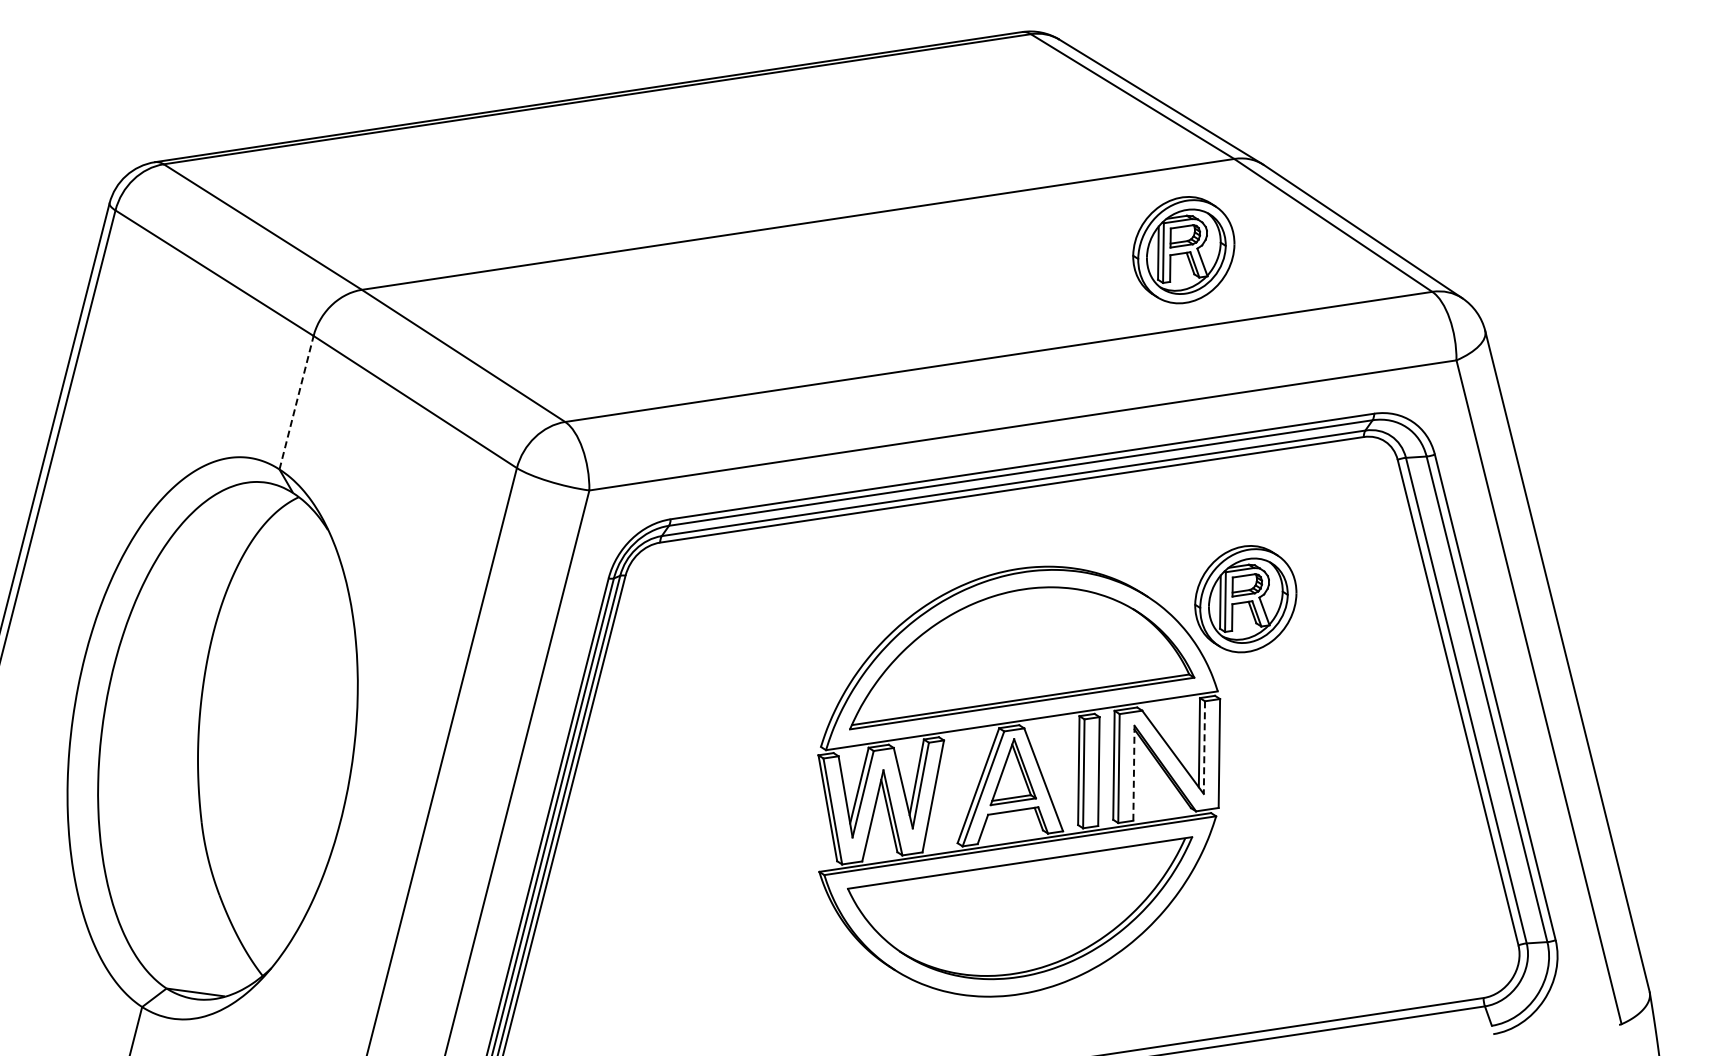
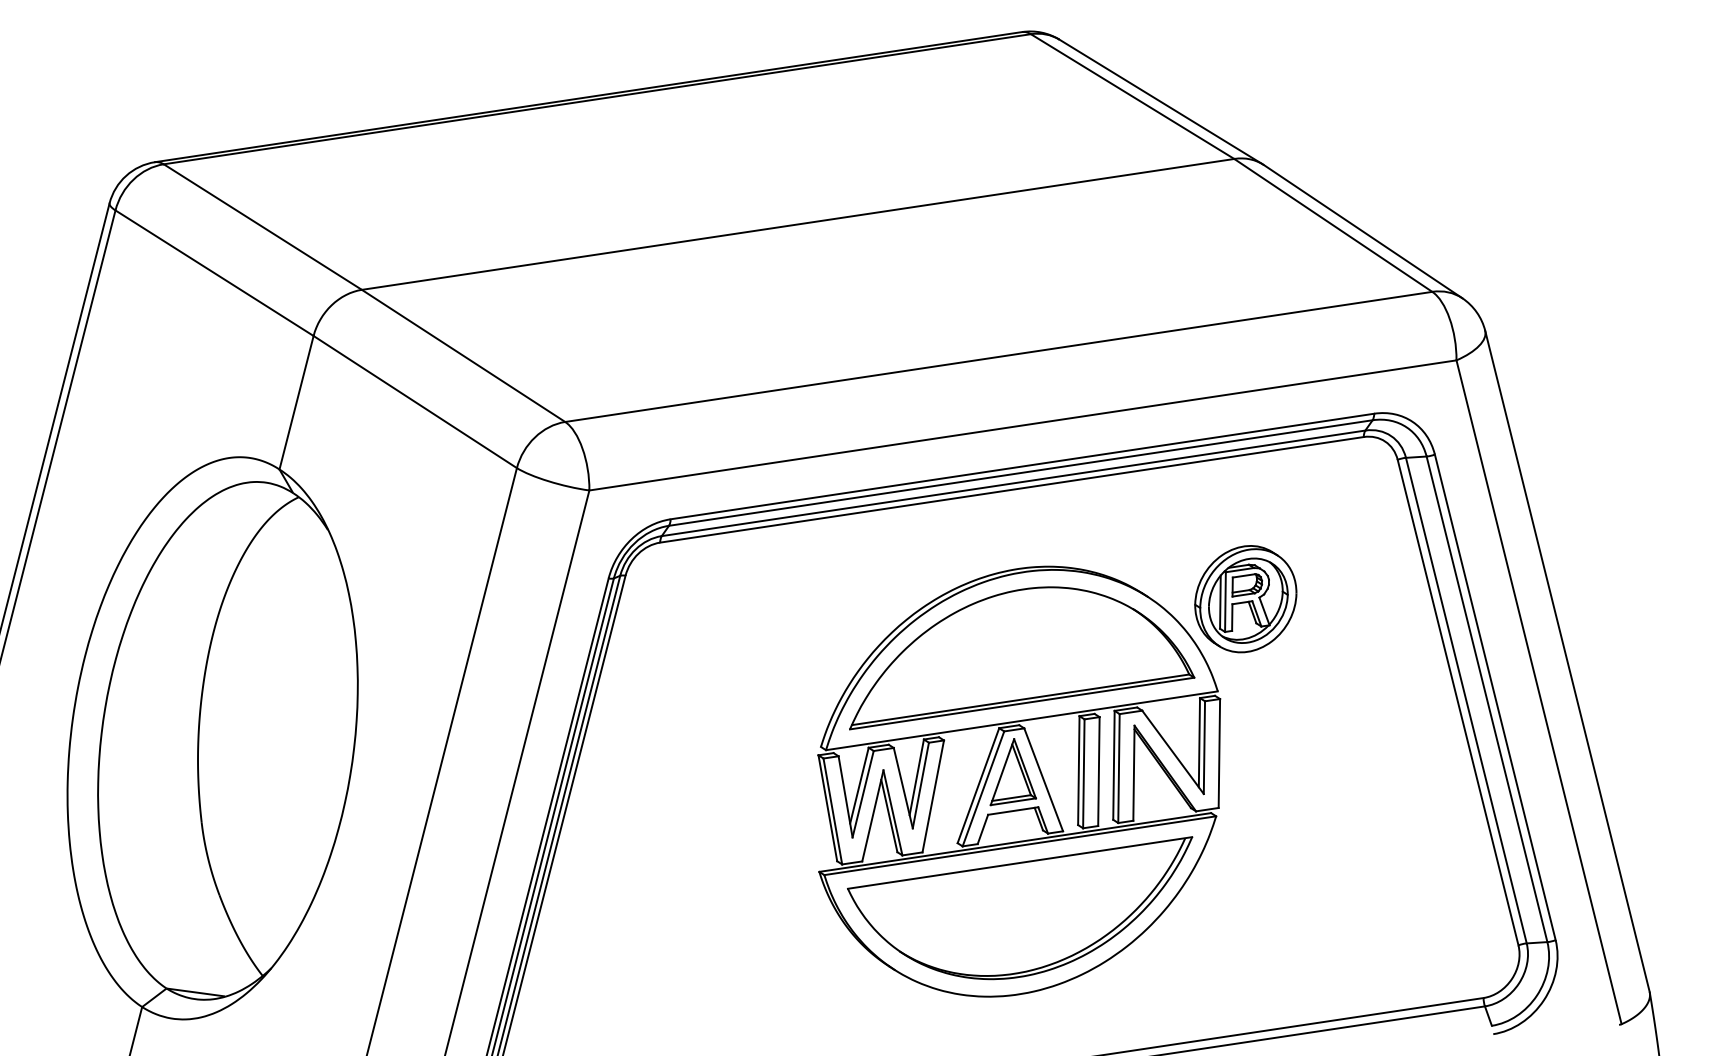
part: present -> none (1183, 250)
line: dashed -> solid (296, 402)
line: dashed -> solid (1204, 748)
line: dashed -> solid (1133, 773)
